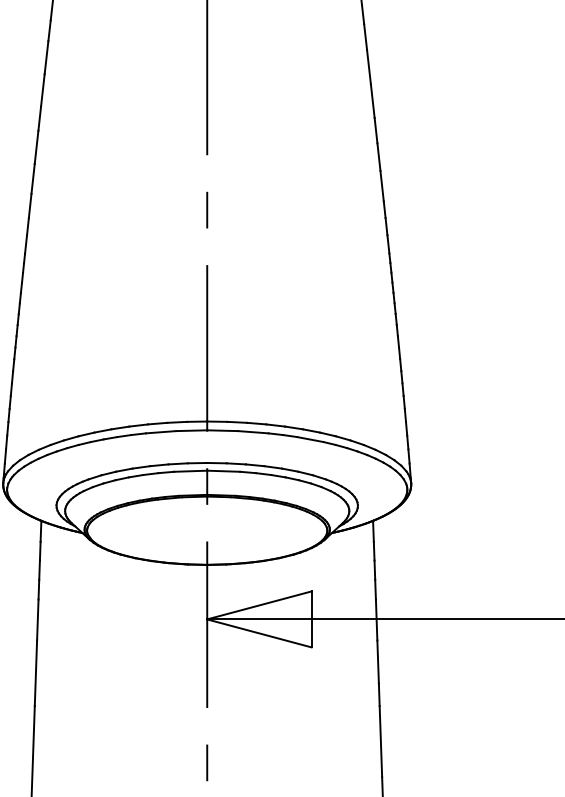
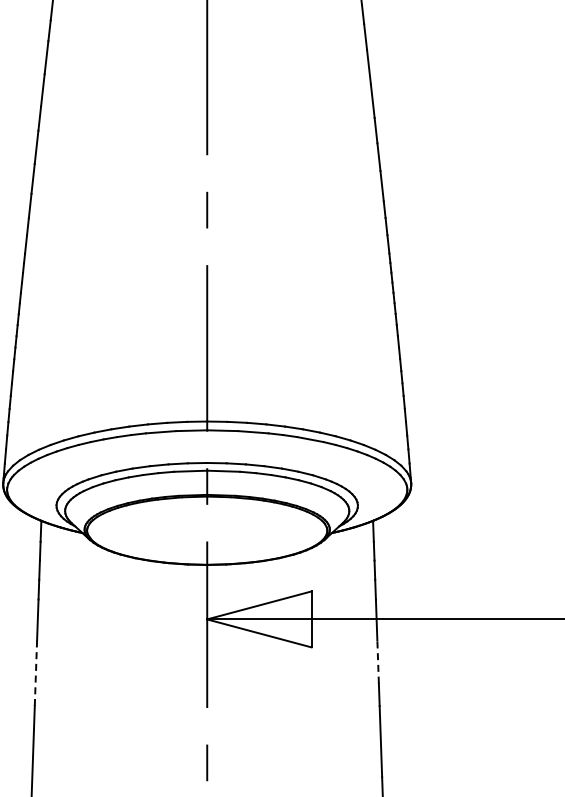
line: solid -> dashed (378, 662)
line: solid -> dashed (35, 673)
